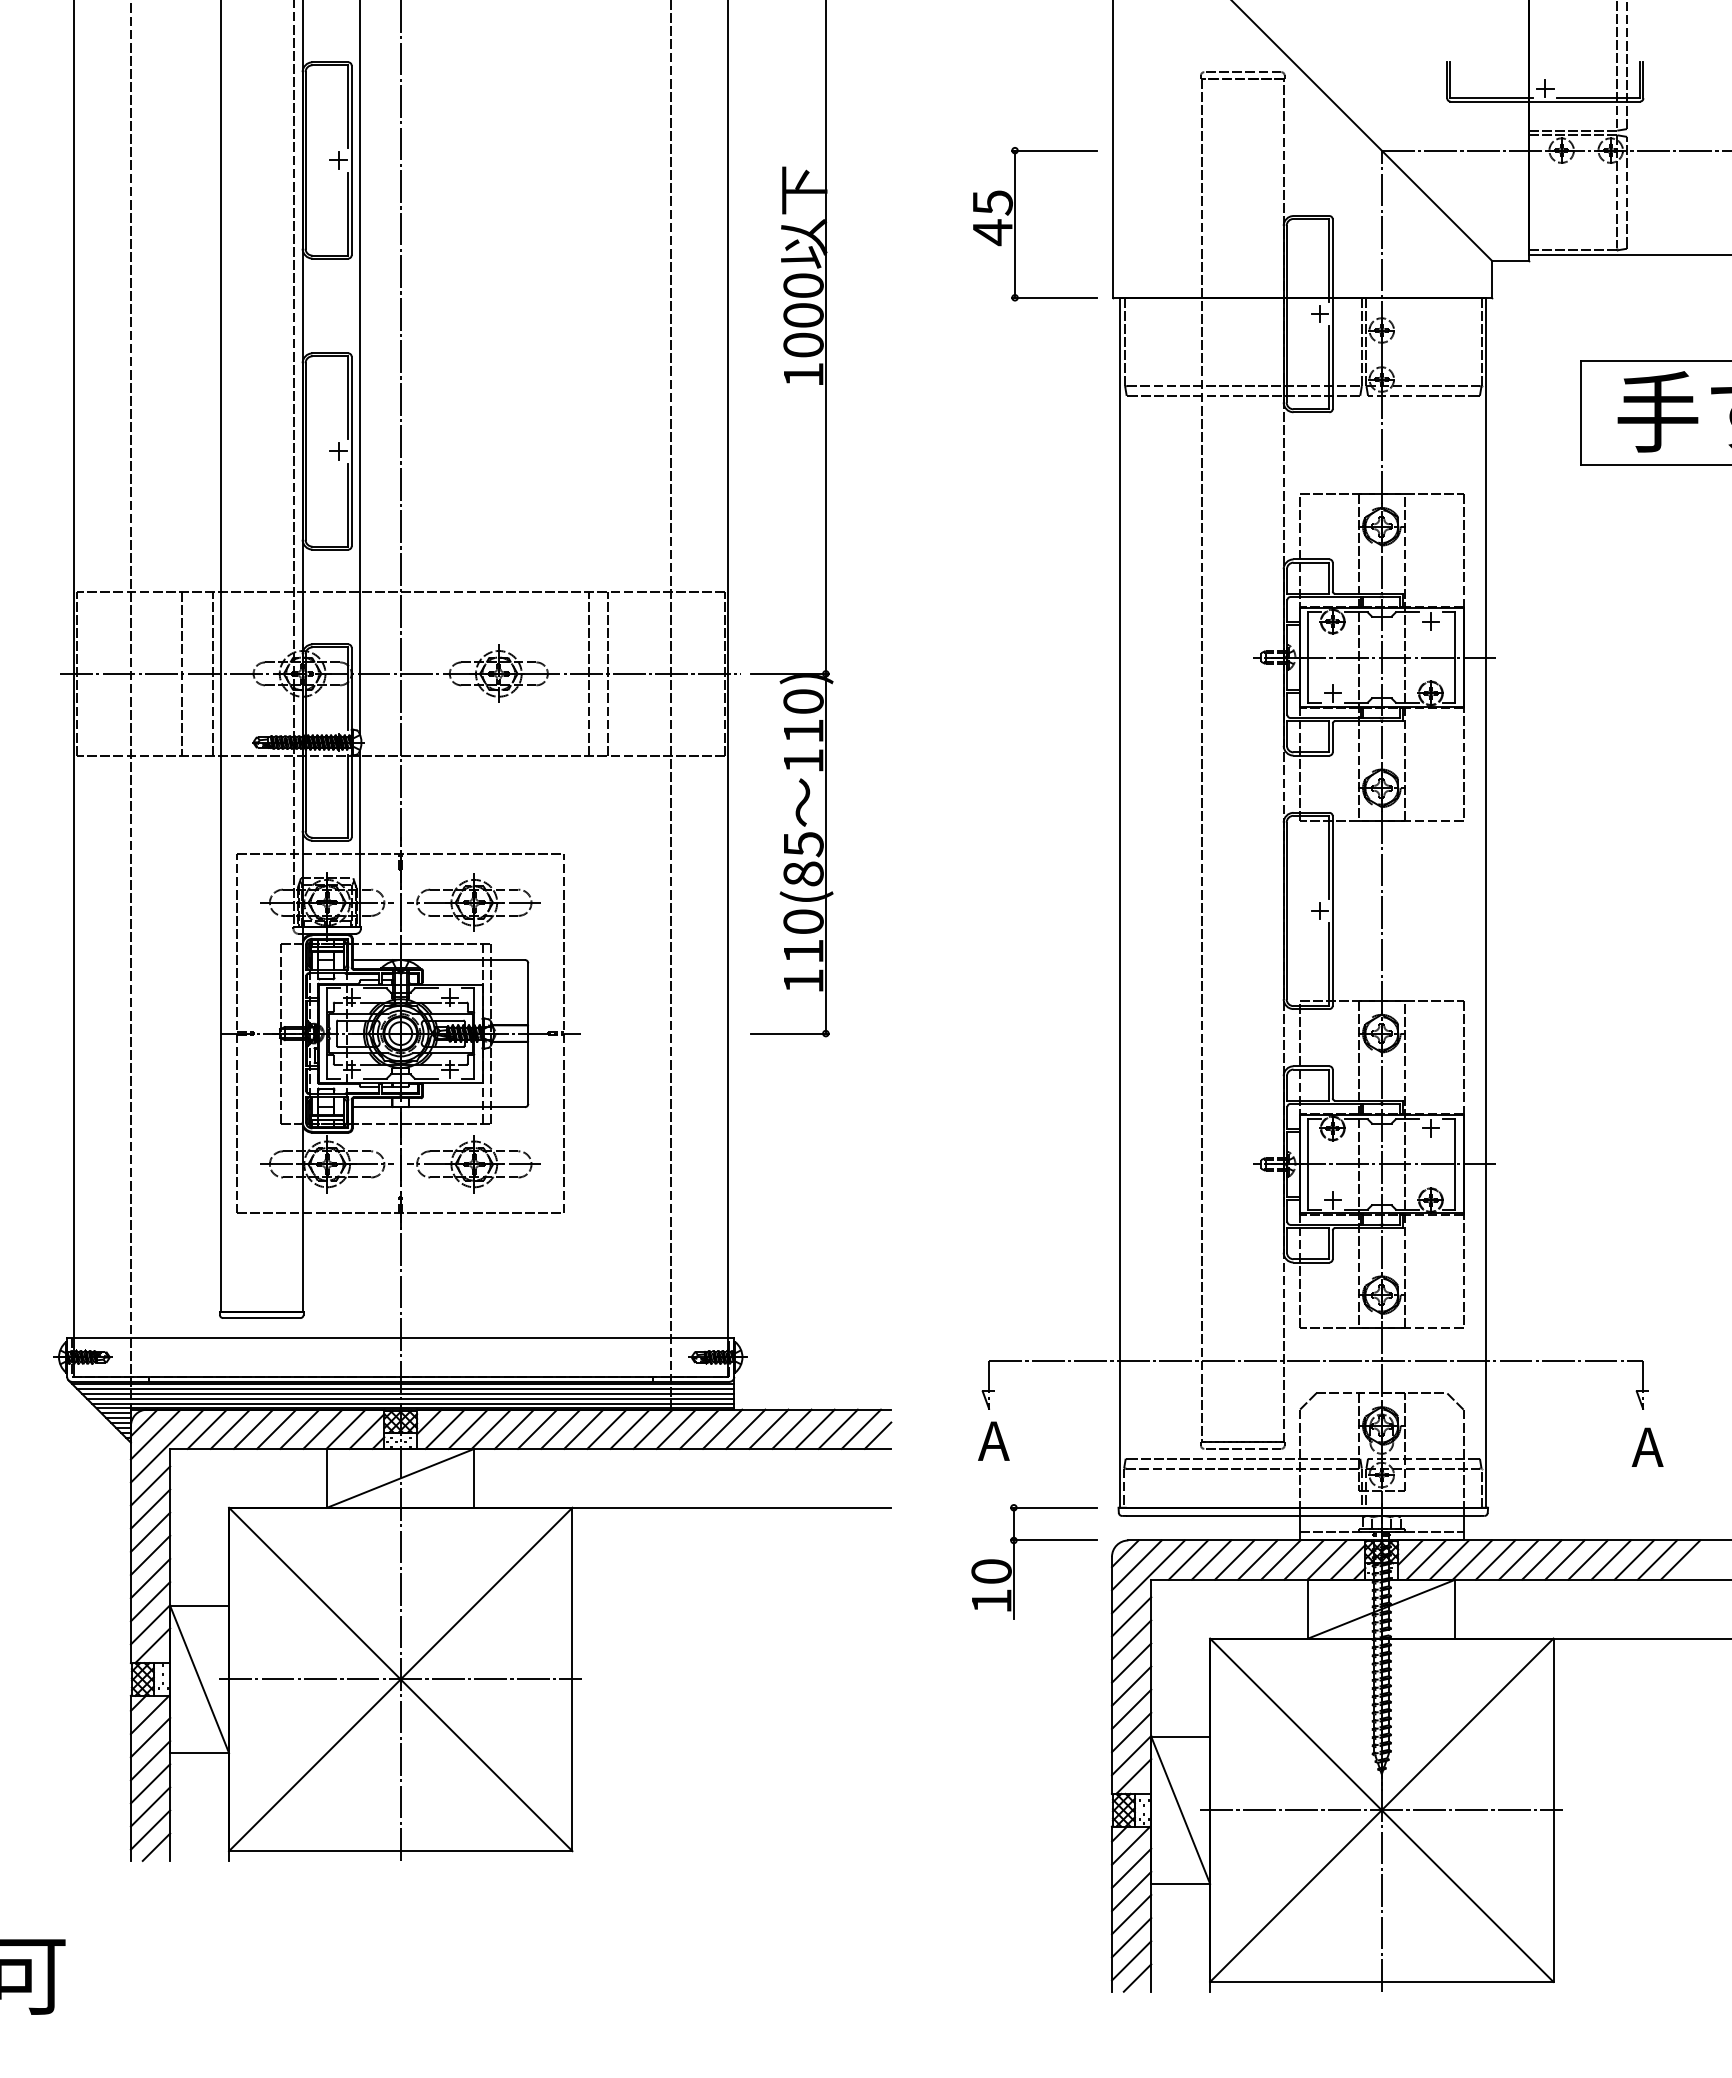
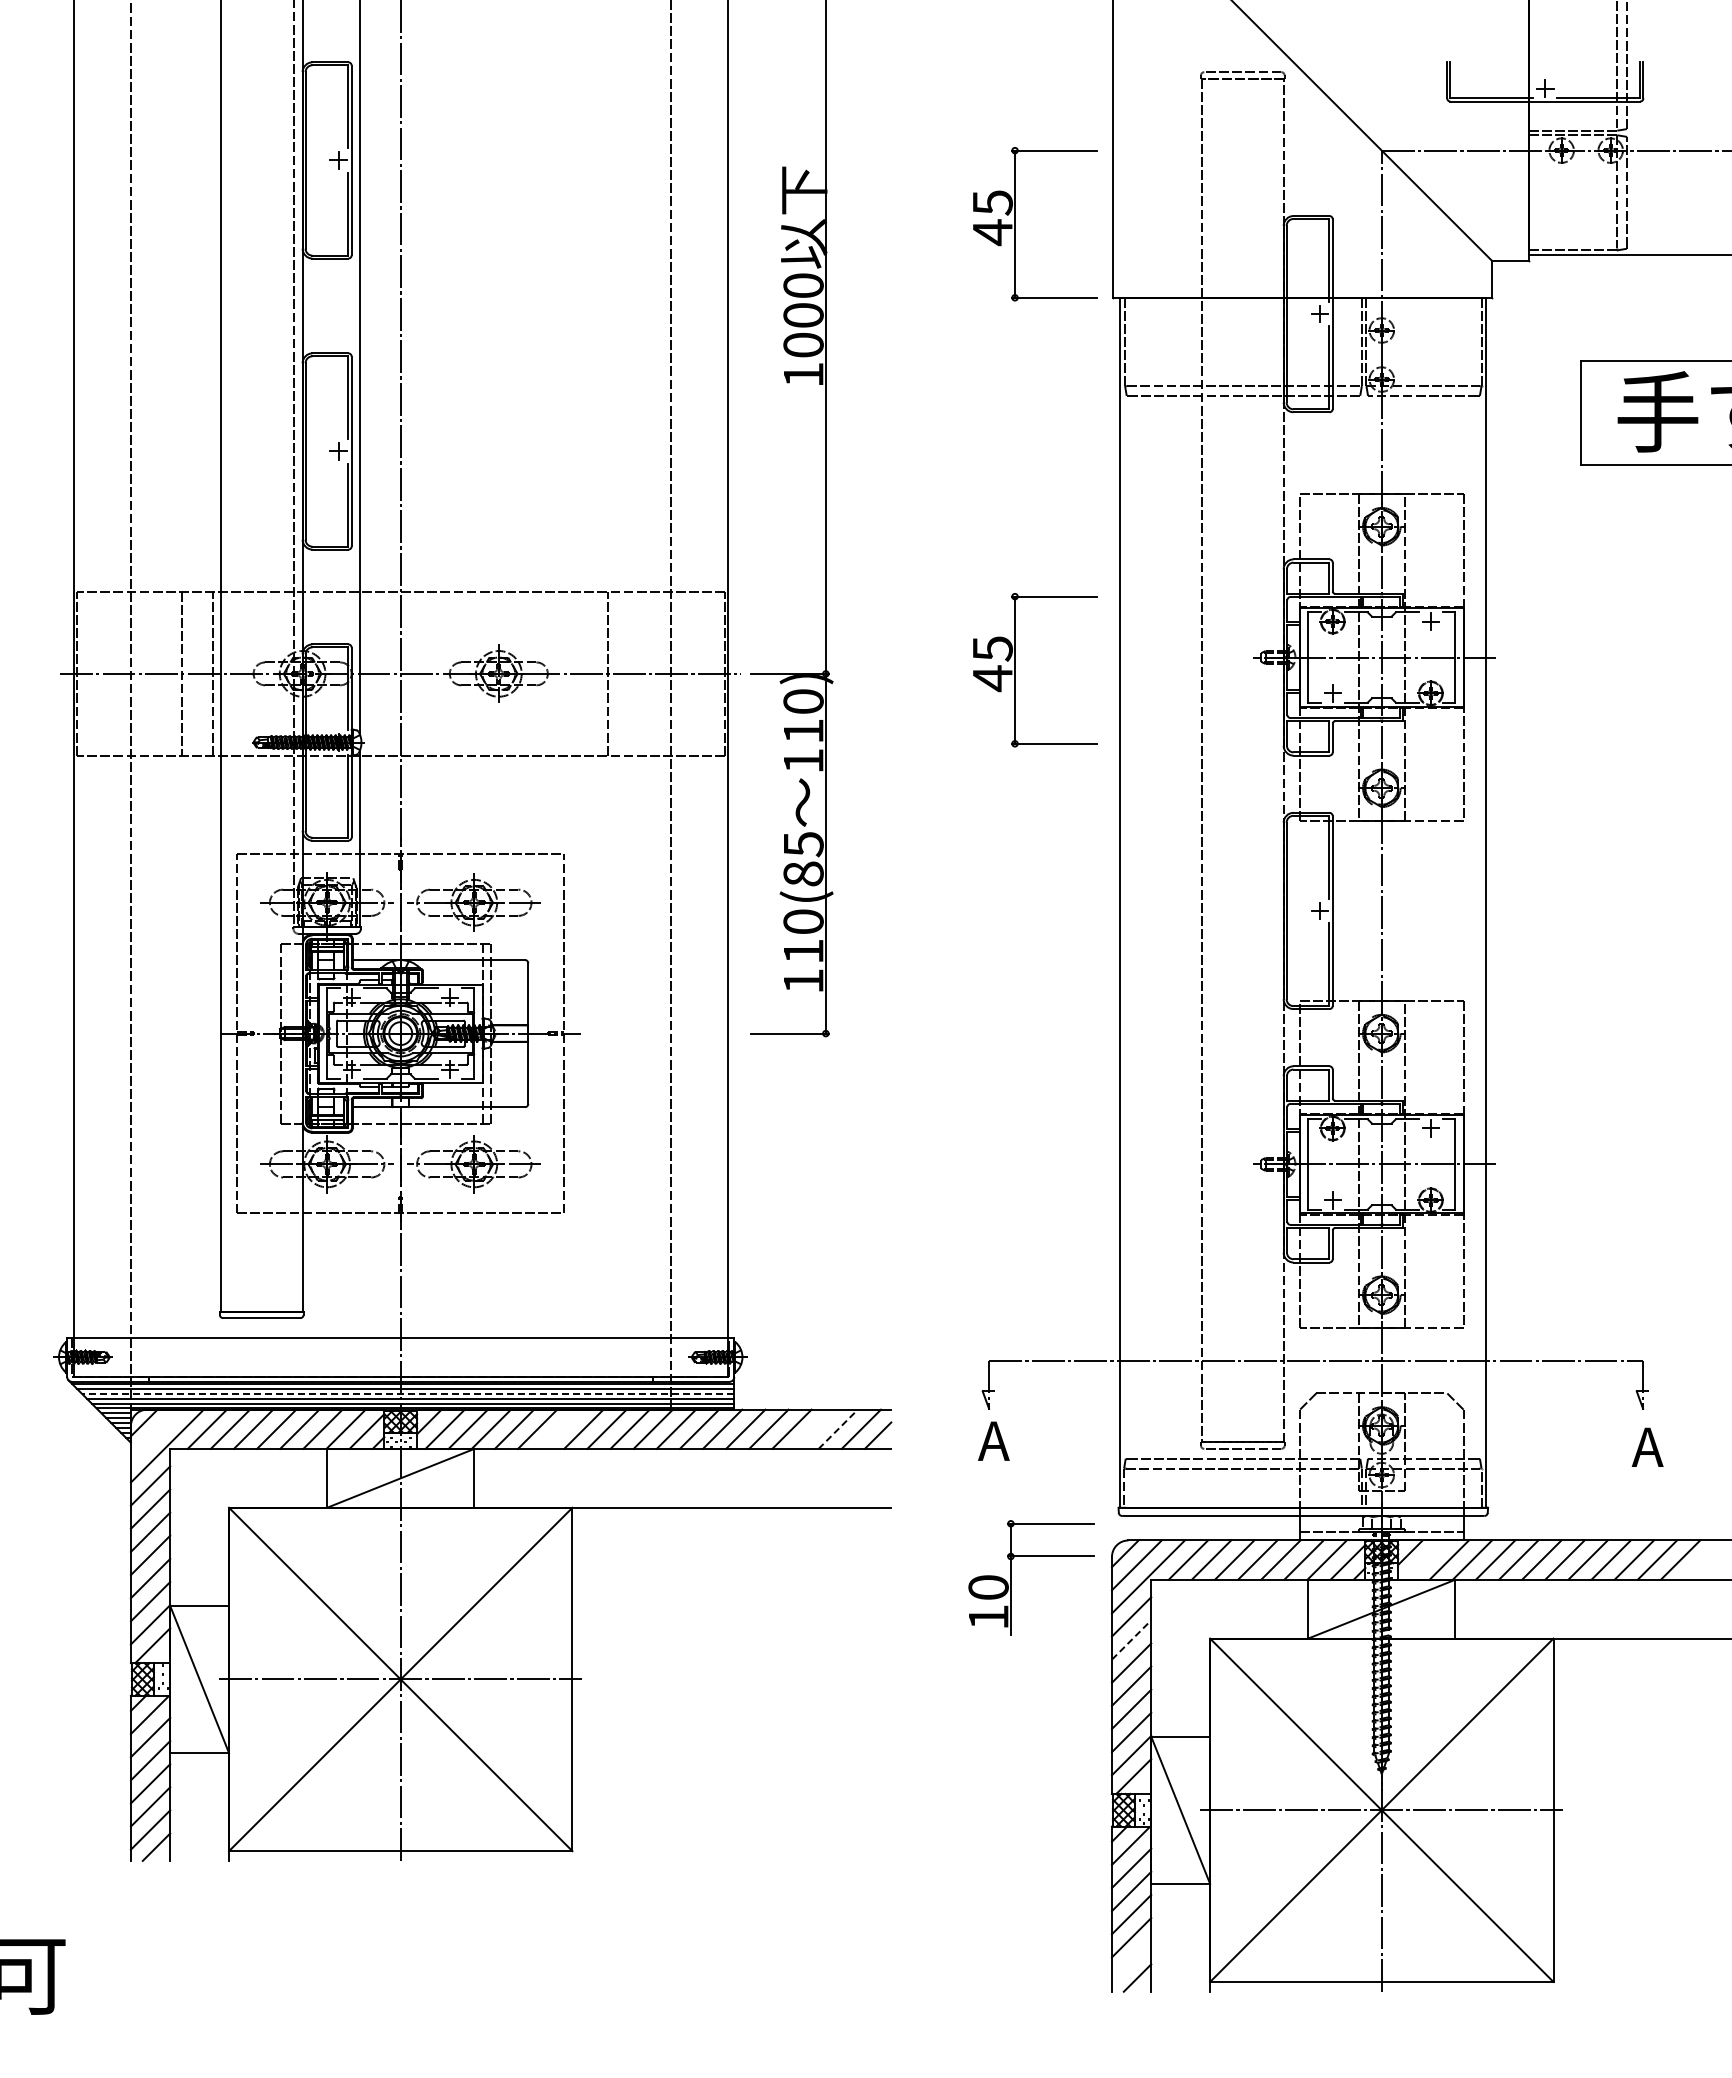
part: none -> present (1015, 670)
line: present -> none (588, 673)
line: solid -> dashed (407, 1393)
line: present -> none (560, 1428)
line: present -> none (814, 1428)
line: solid -> dashed (838, 1429)
line: present -> none (155, 1434)
line: present -> none (1425, 1559)
part position: (1014, 1561) -> (1011, 1577) (1011, 1577)
line: solid -> dashed (1131, 1640)
line: present -> none (1131, 1960)
